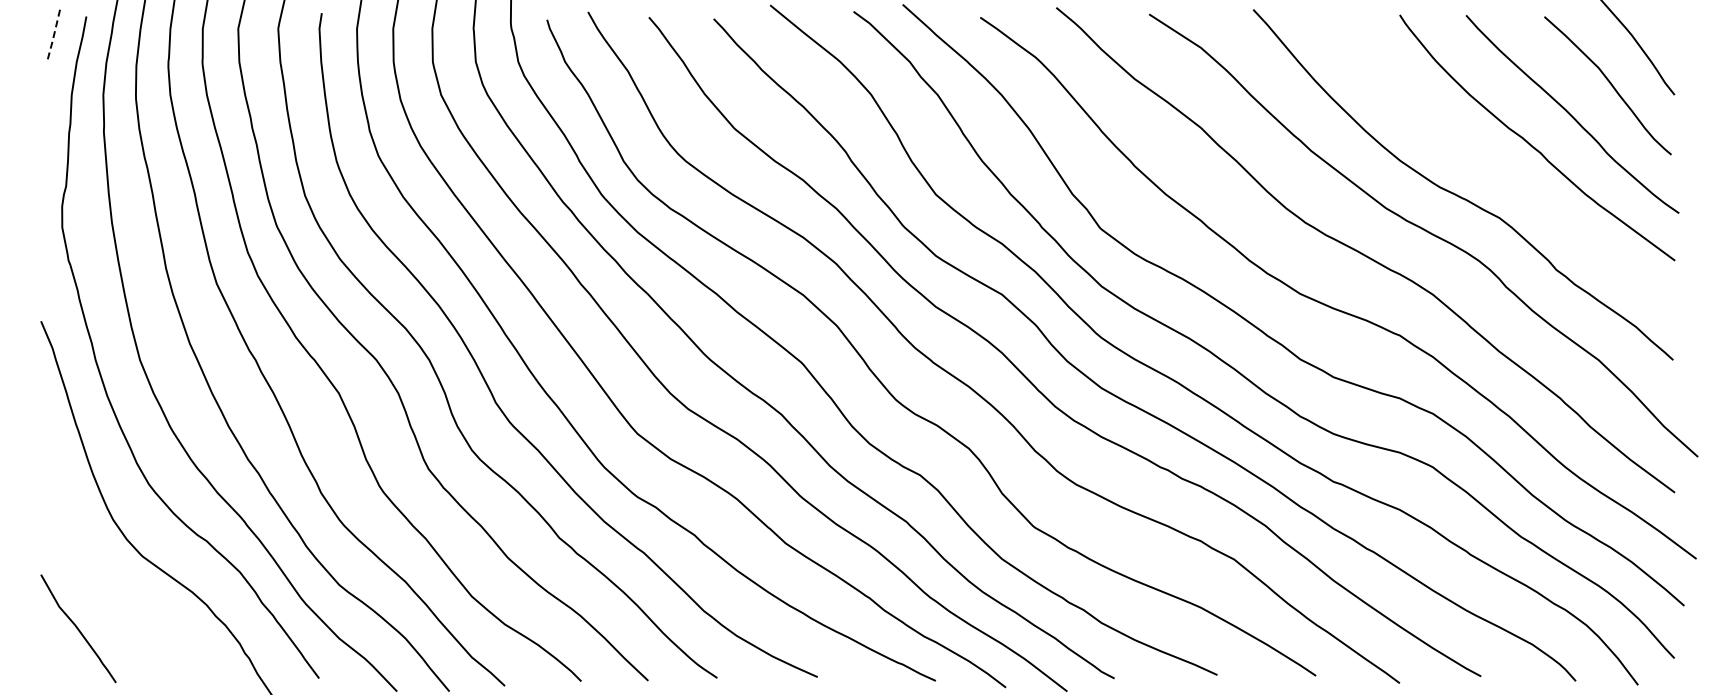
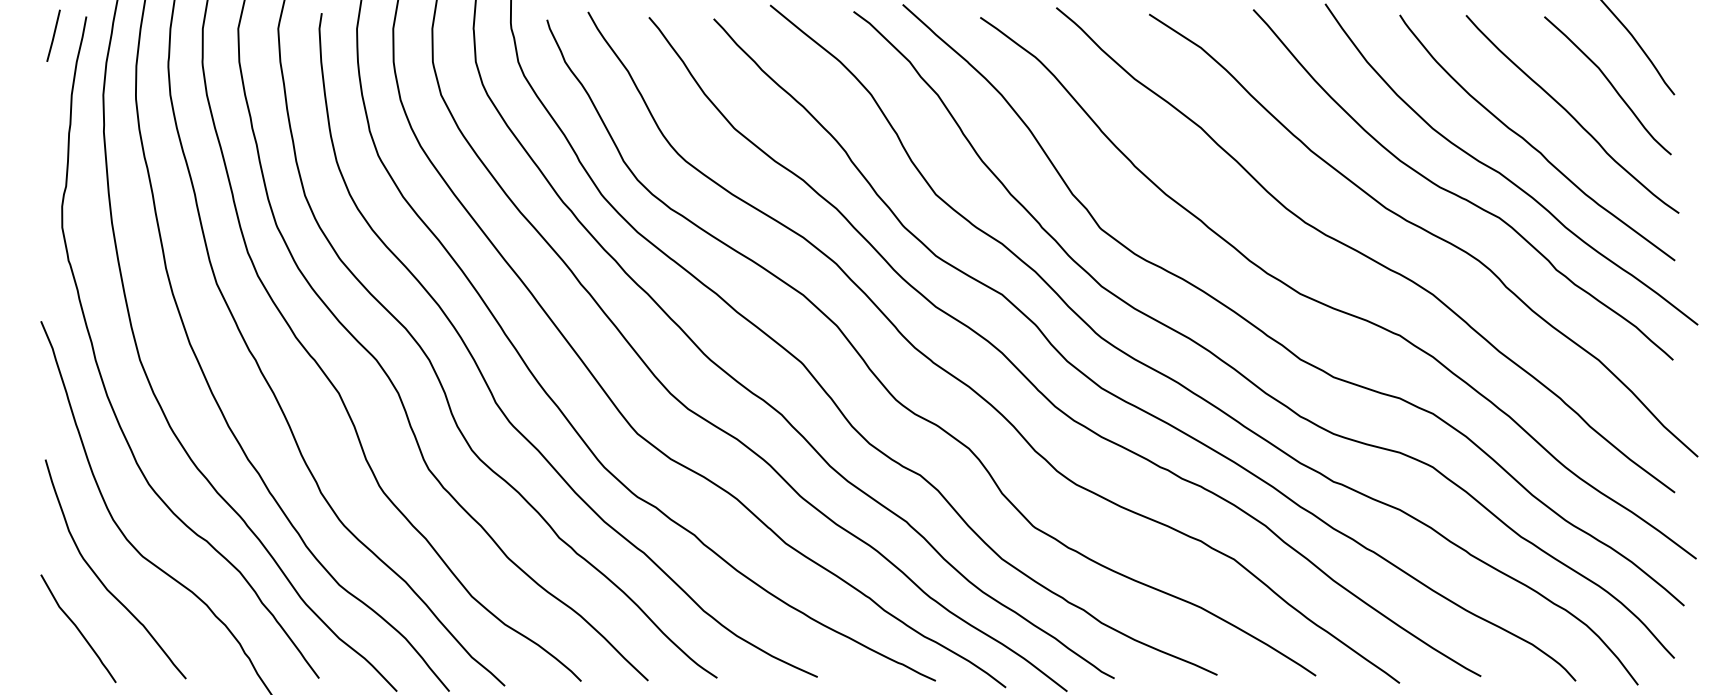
line: dashed -> solid (53, 36)
curve: none -> present (1503, 174)
curve: none -> present (102, 581)
